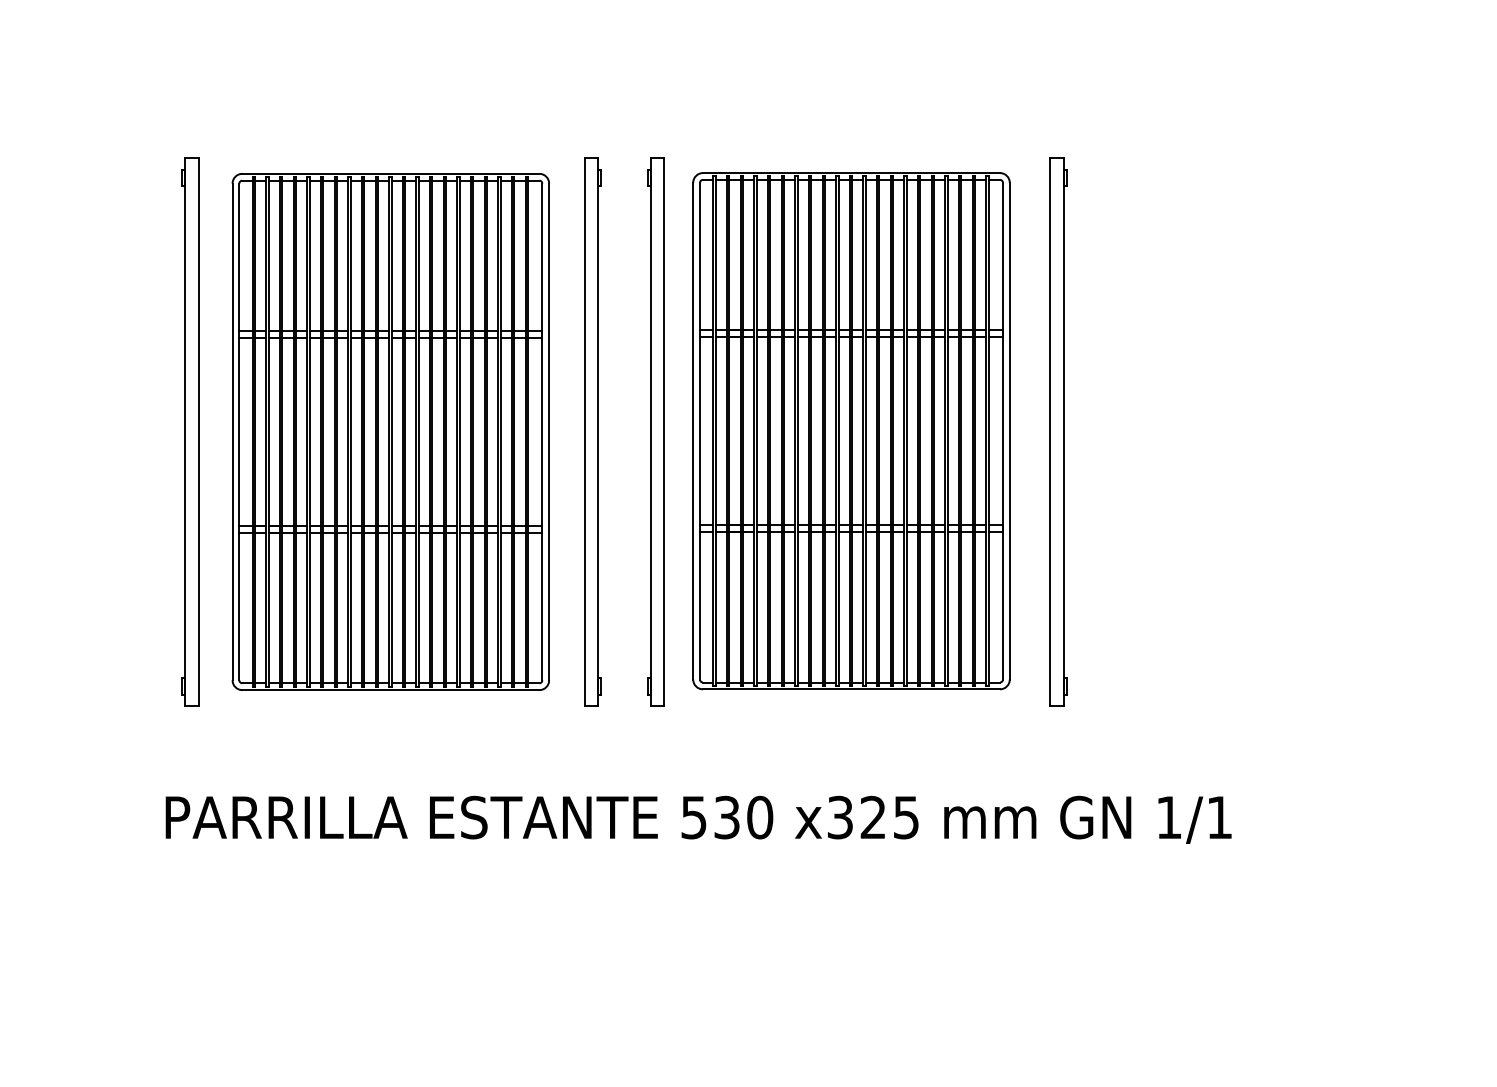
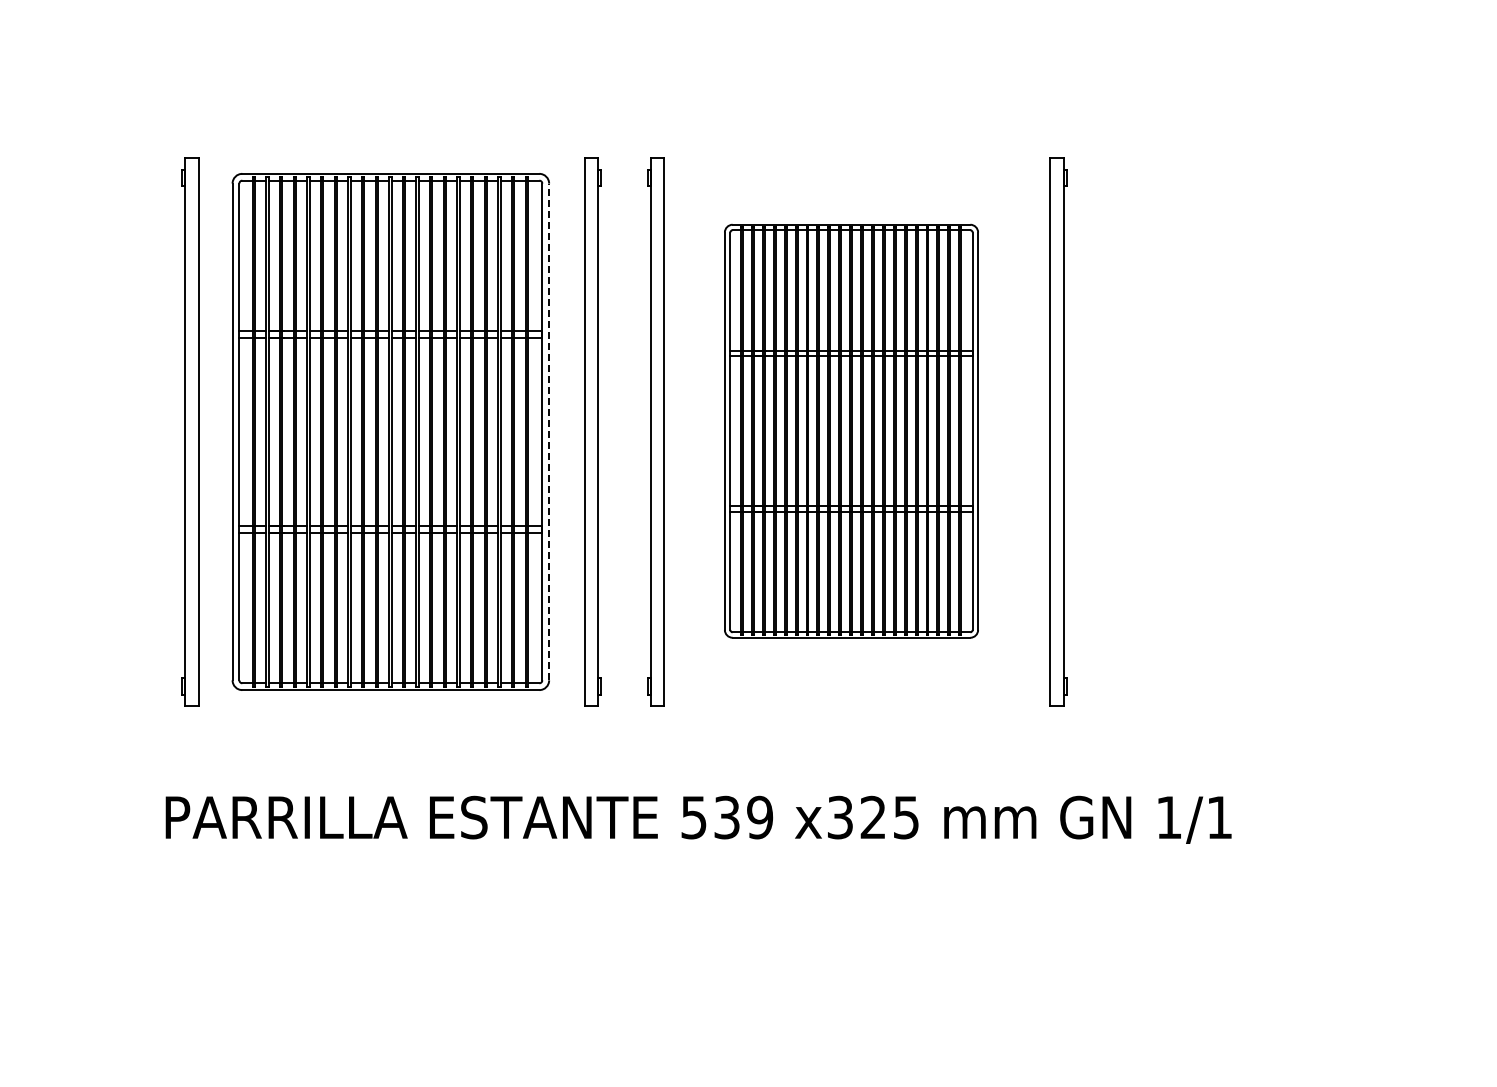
line: solid -> dashed (549, 431)
part size: 319x519 px -> 255x416 px (851, 430)
text: 530 -> 539 (760, 817)
